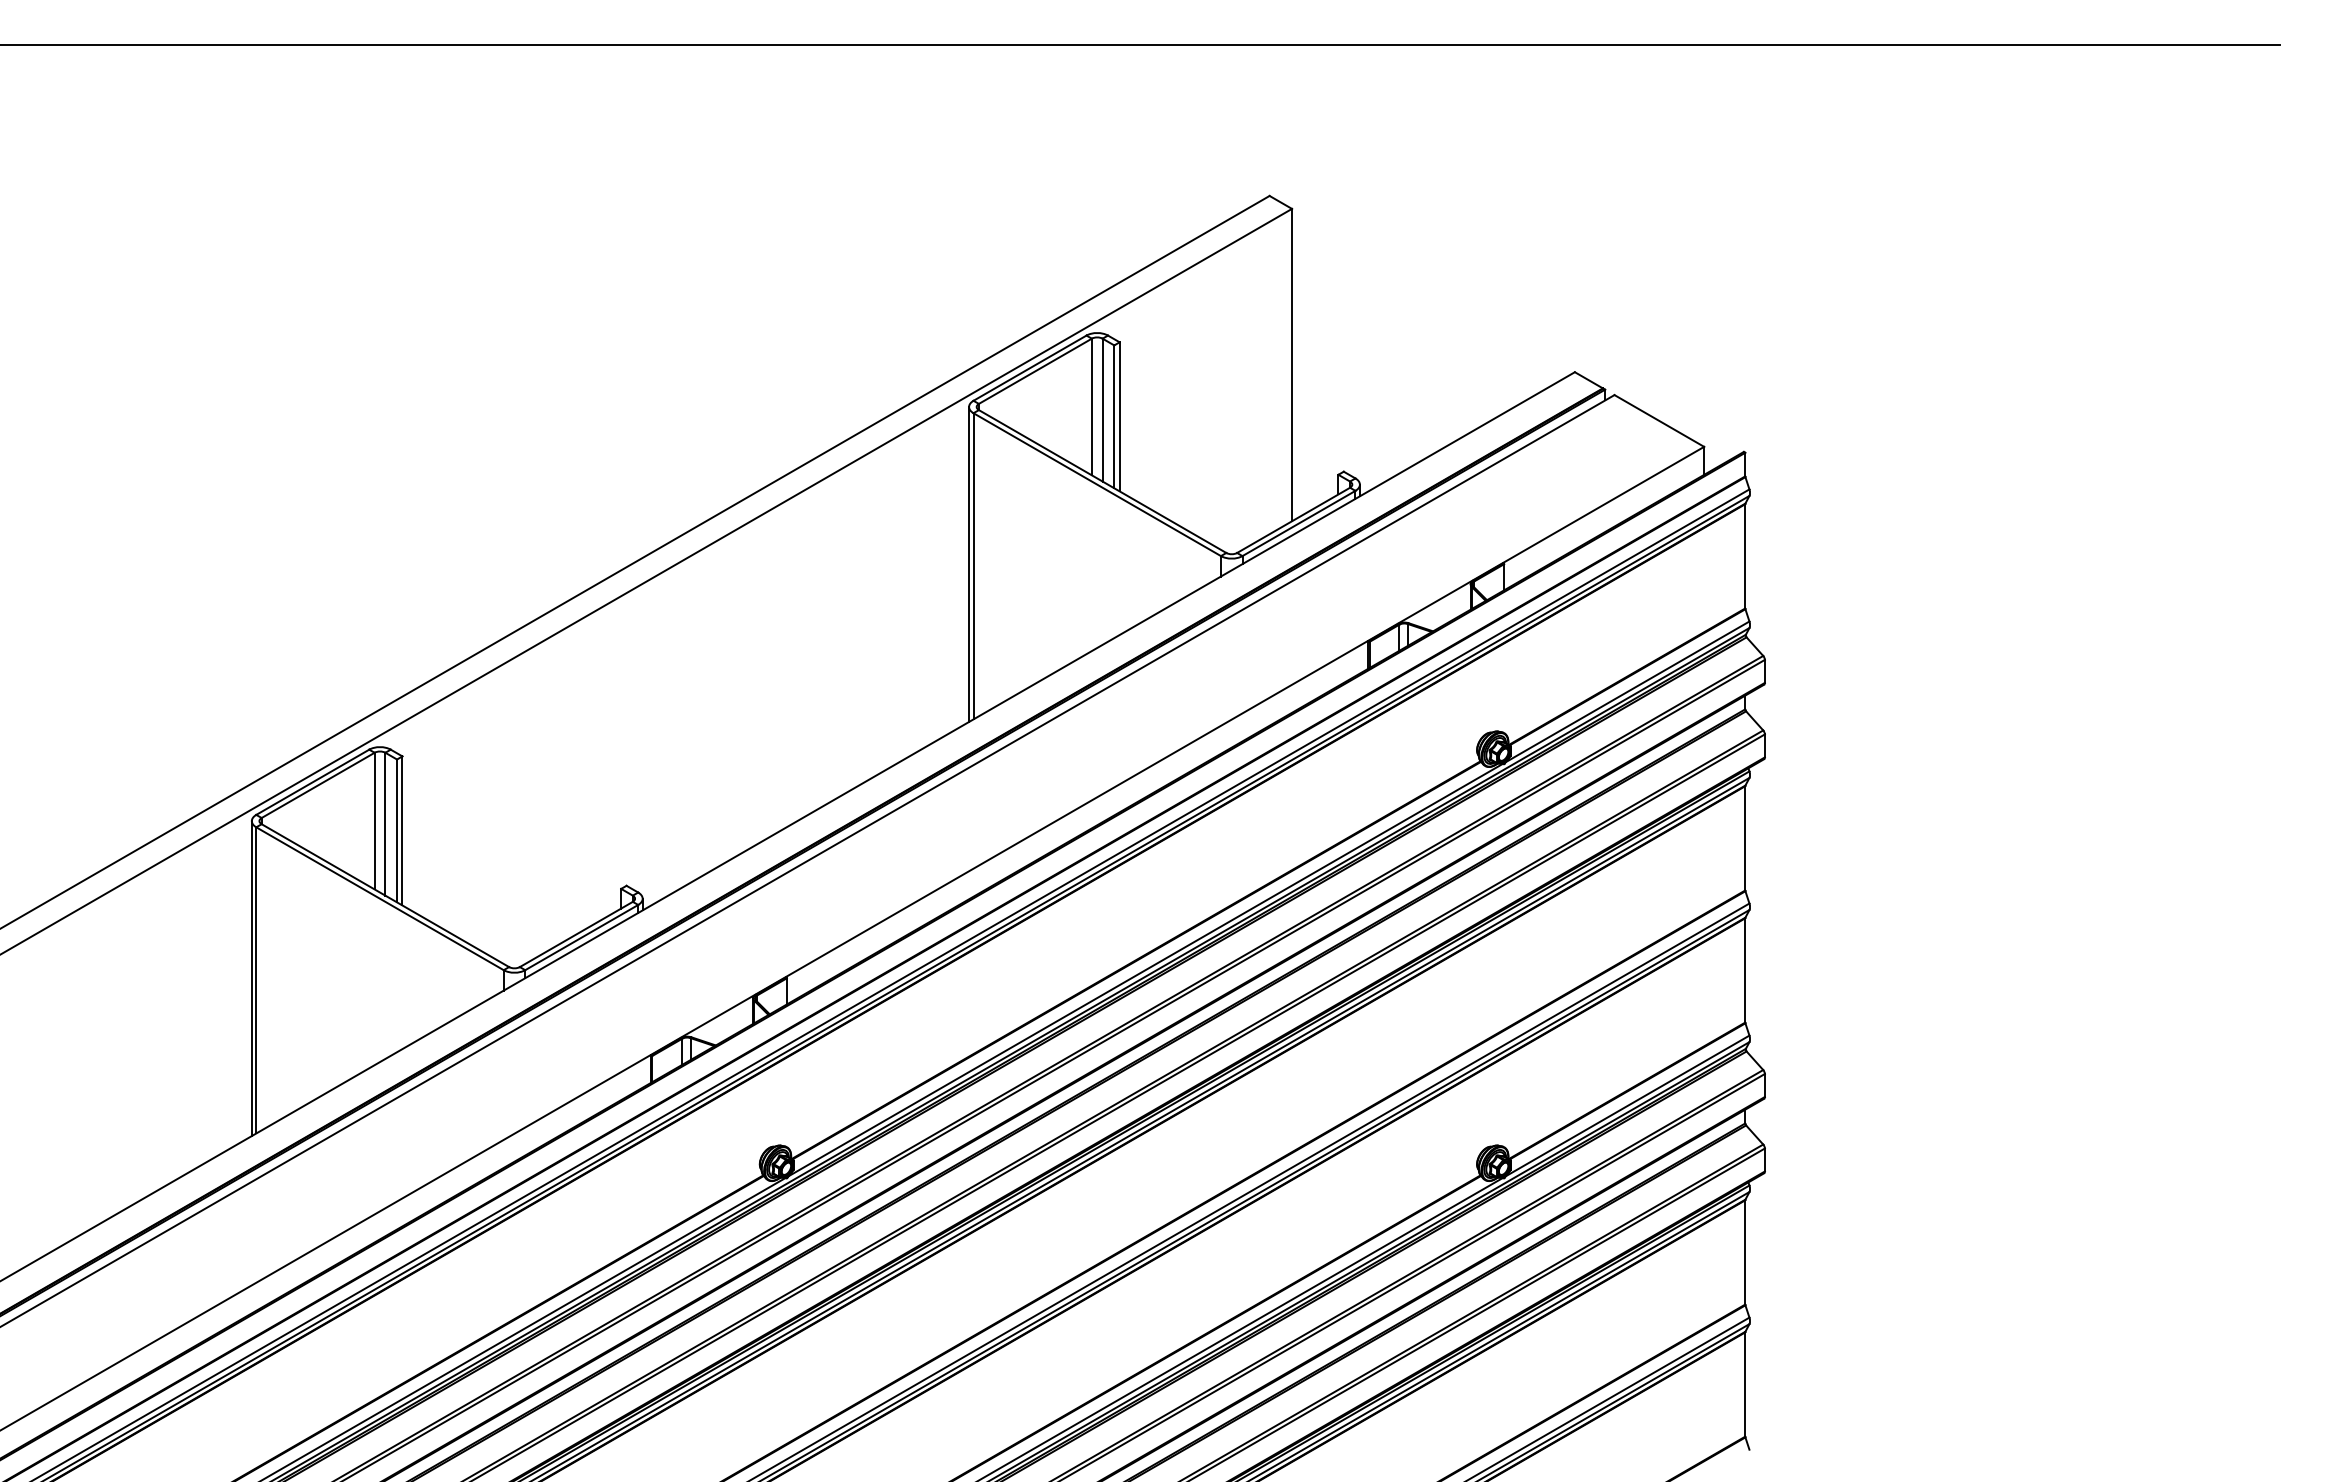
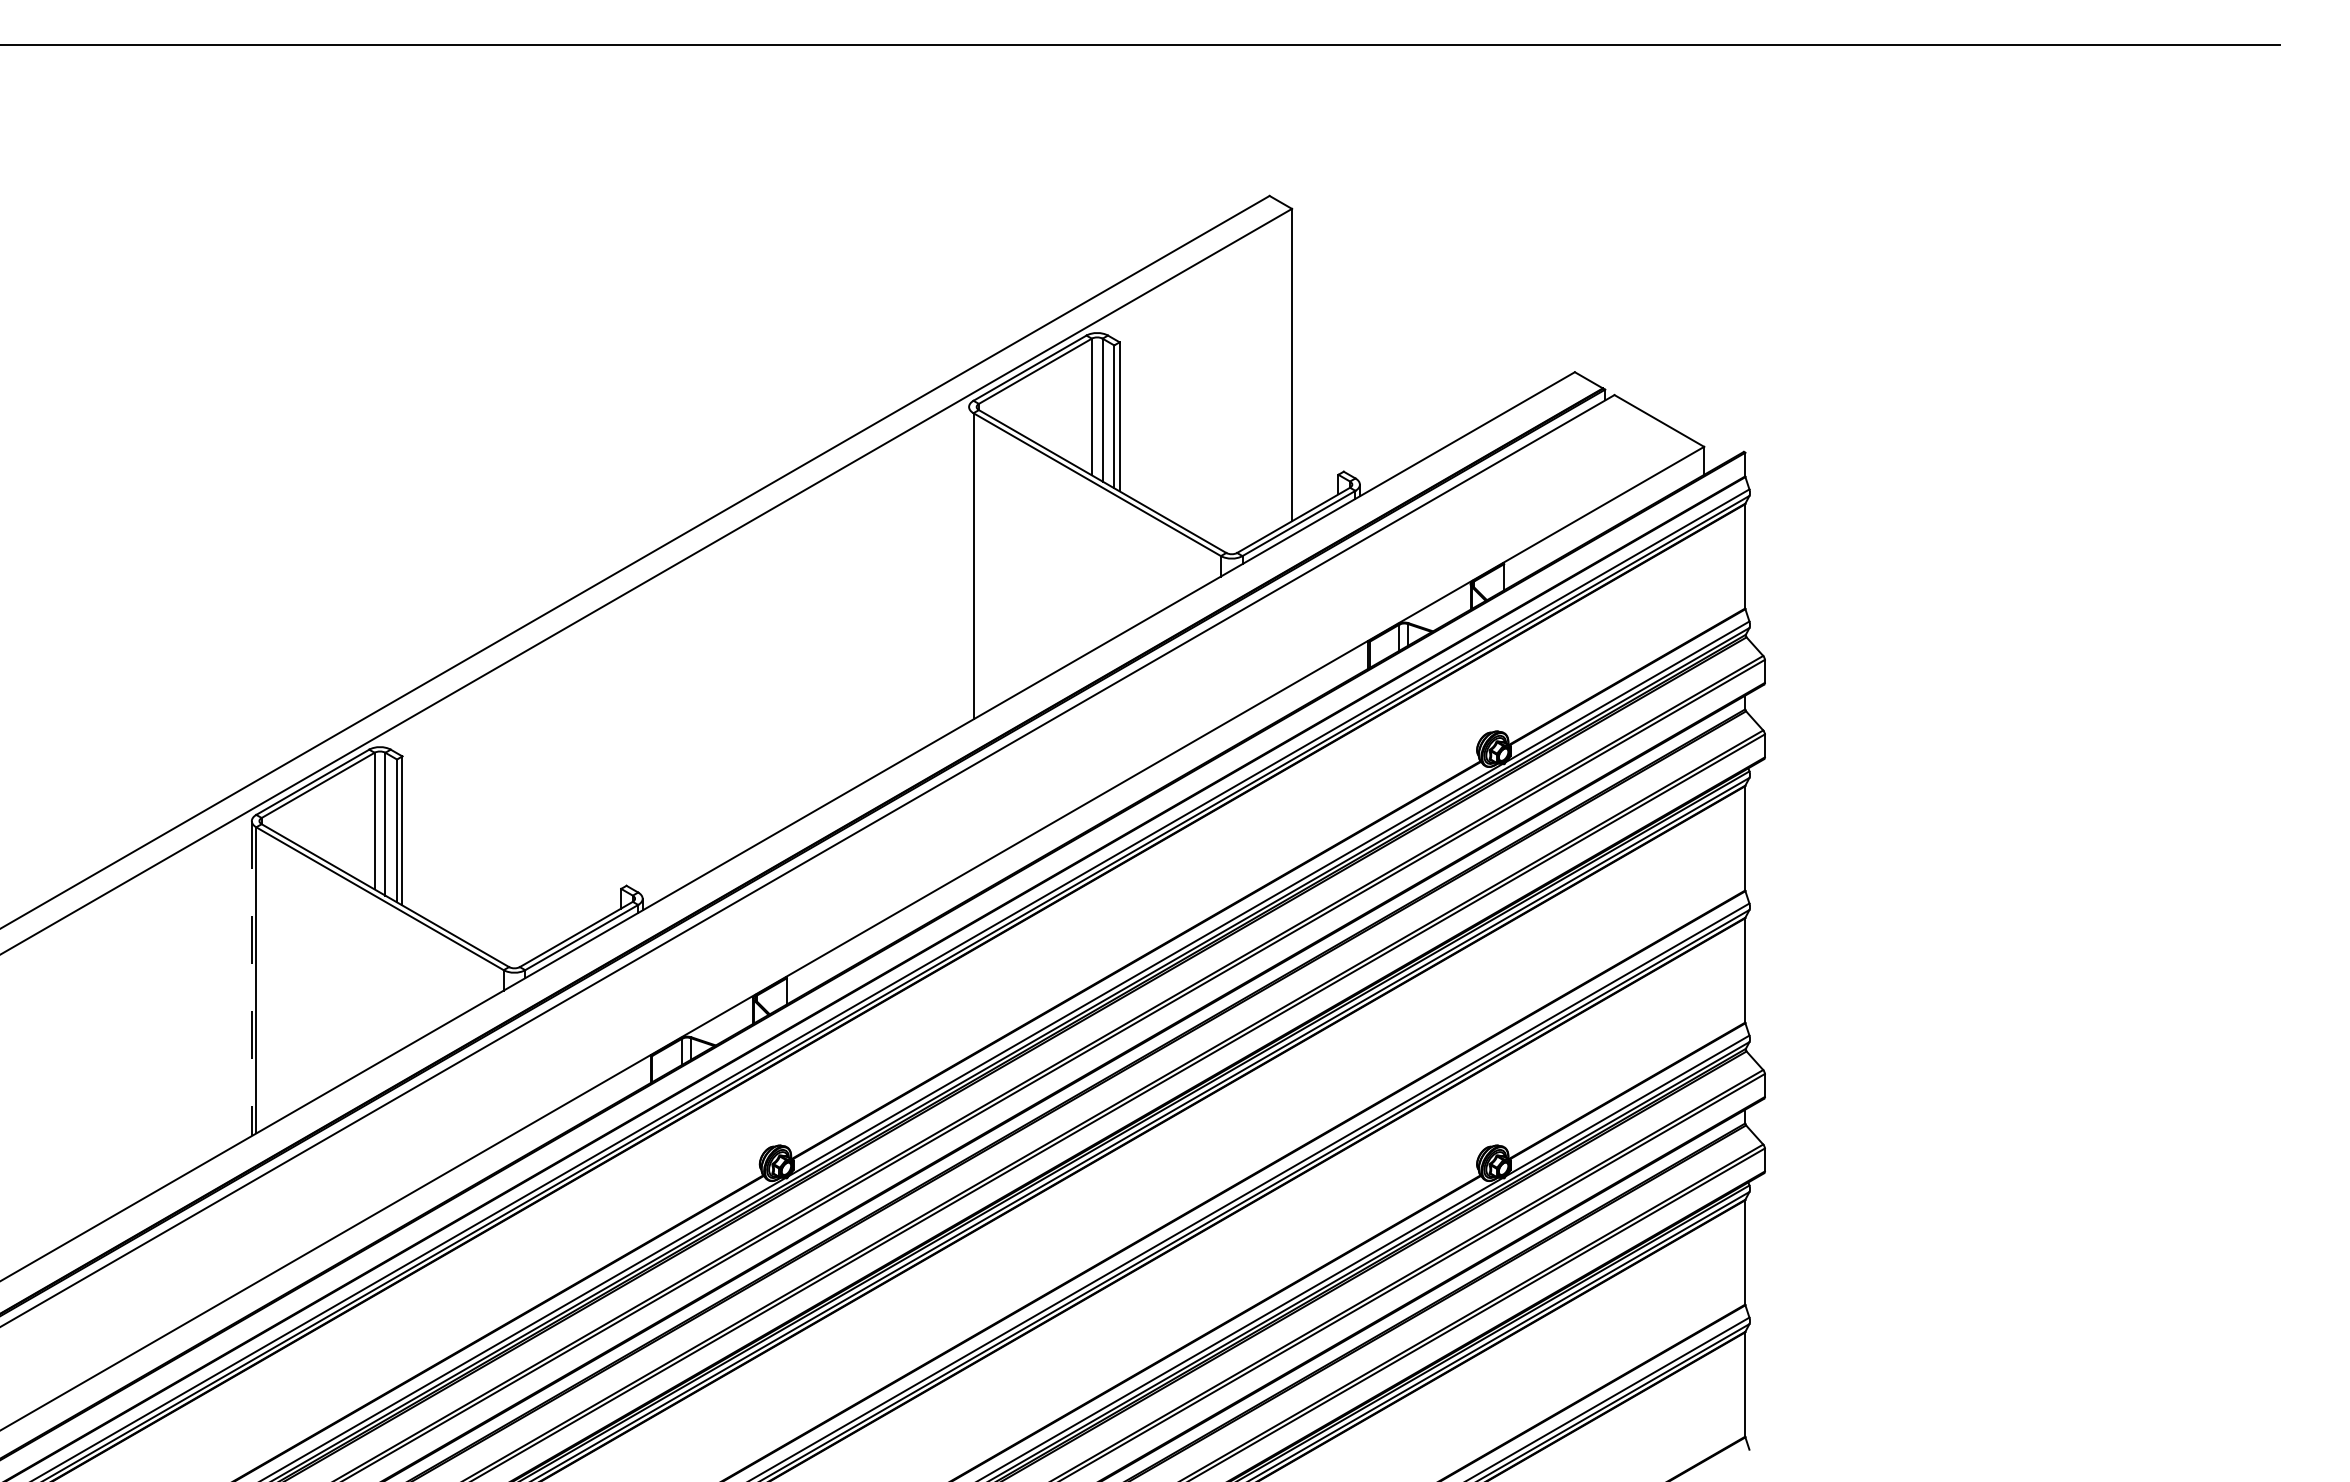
line: present -> none (969, 564)
line: solid -> dashed (251, 979)
